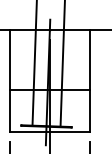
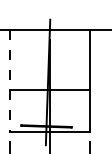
line: present -> none (34, 63)
line: present -> none (62, 64)
line: solid -> dashed (9, 80)
